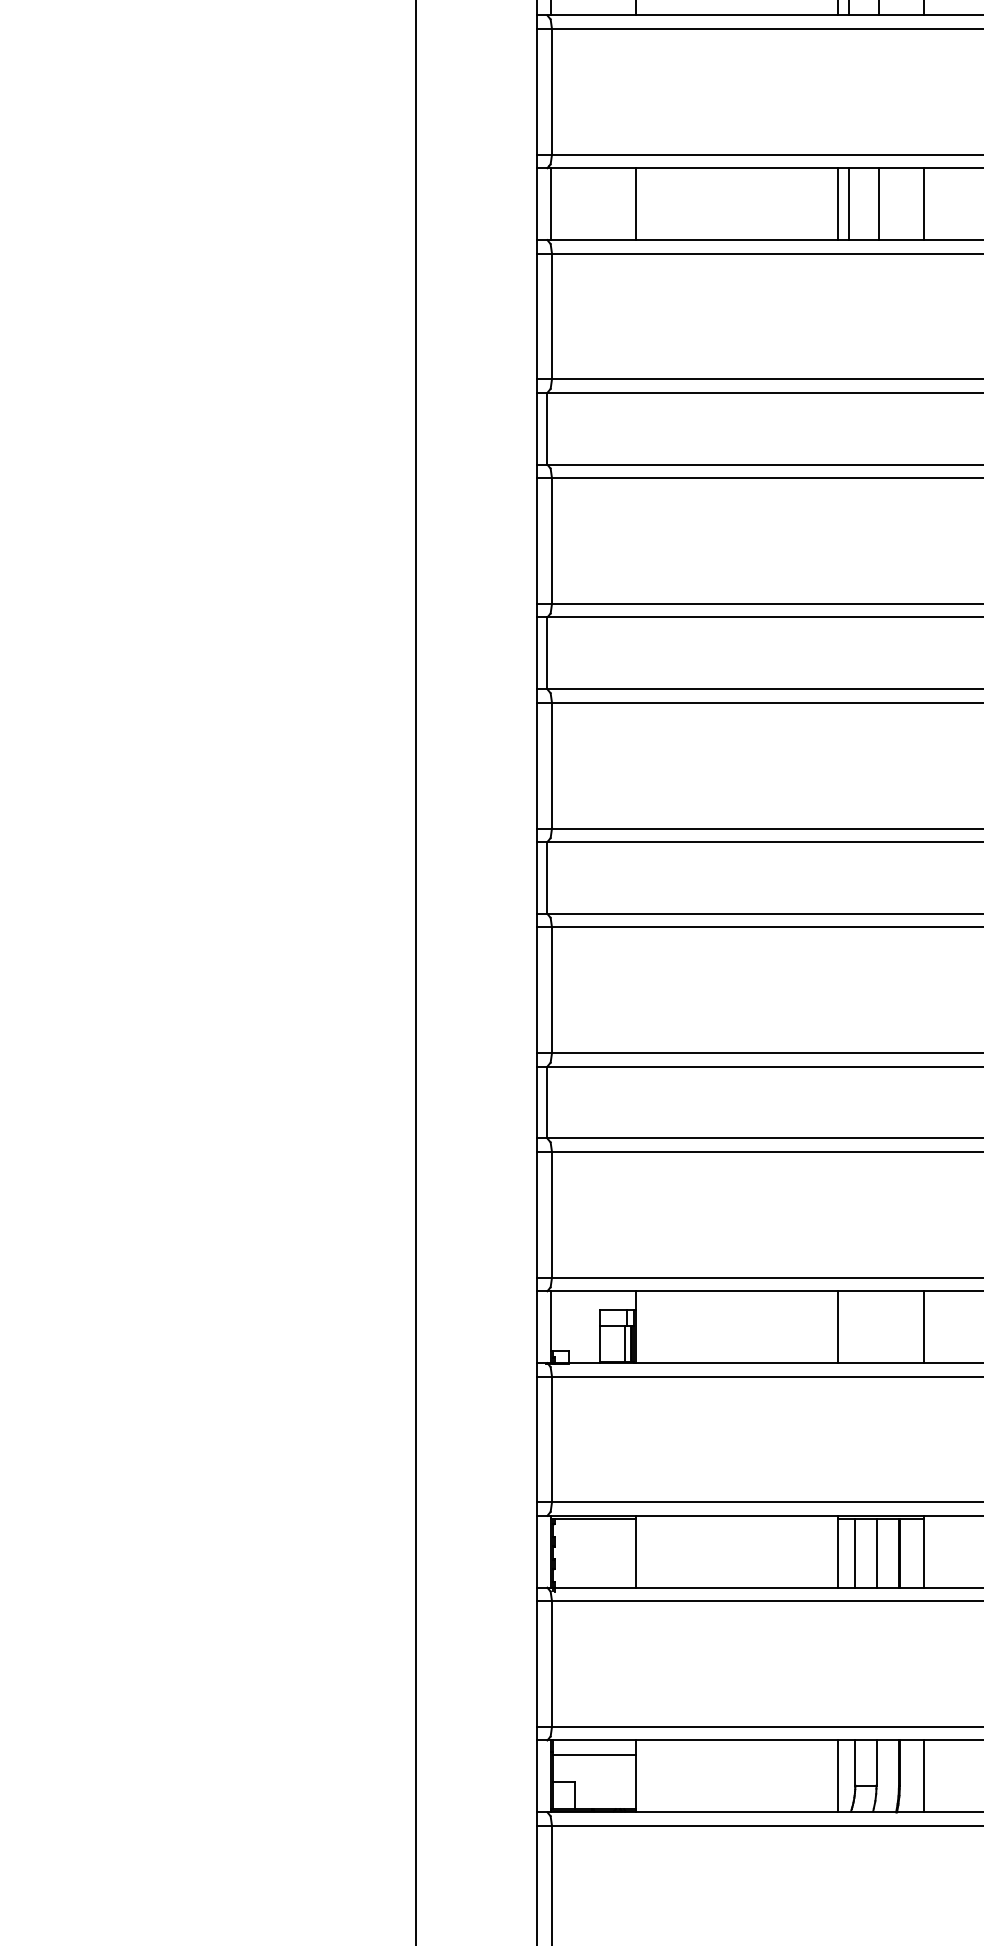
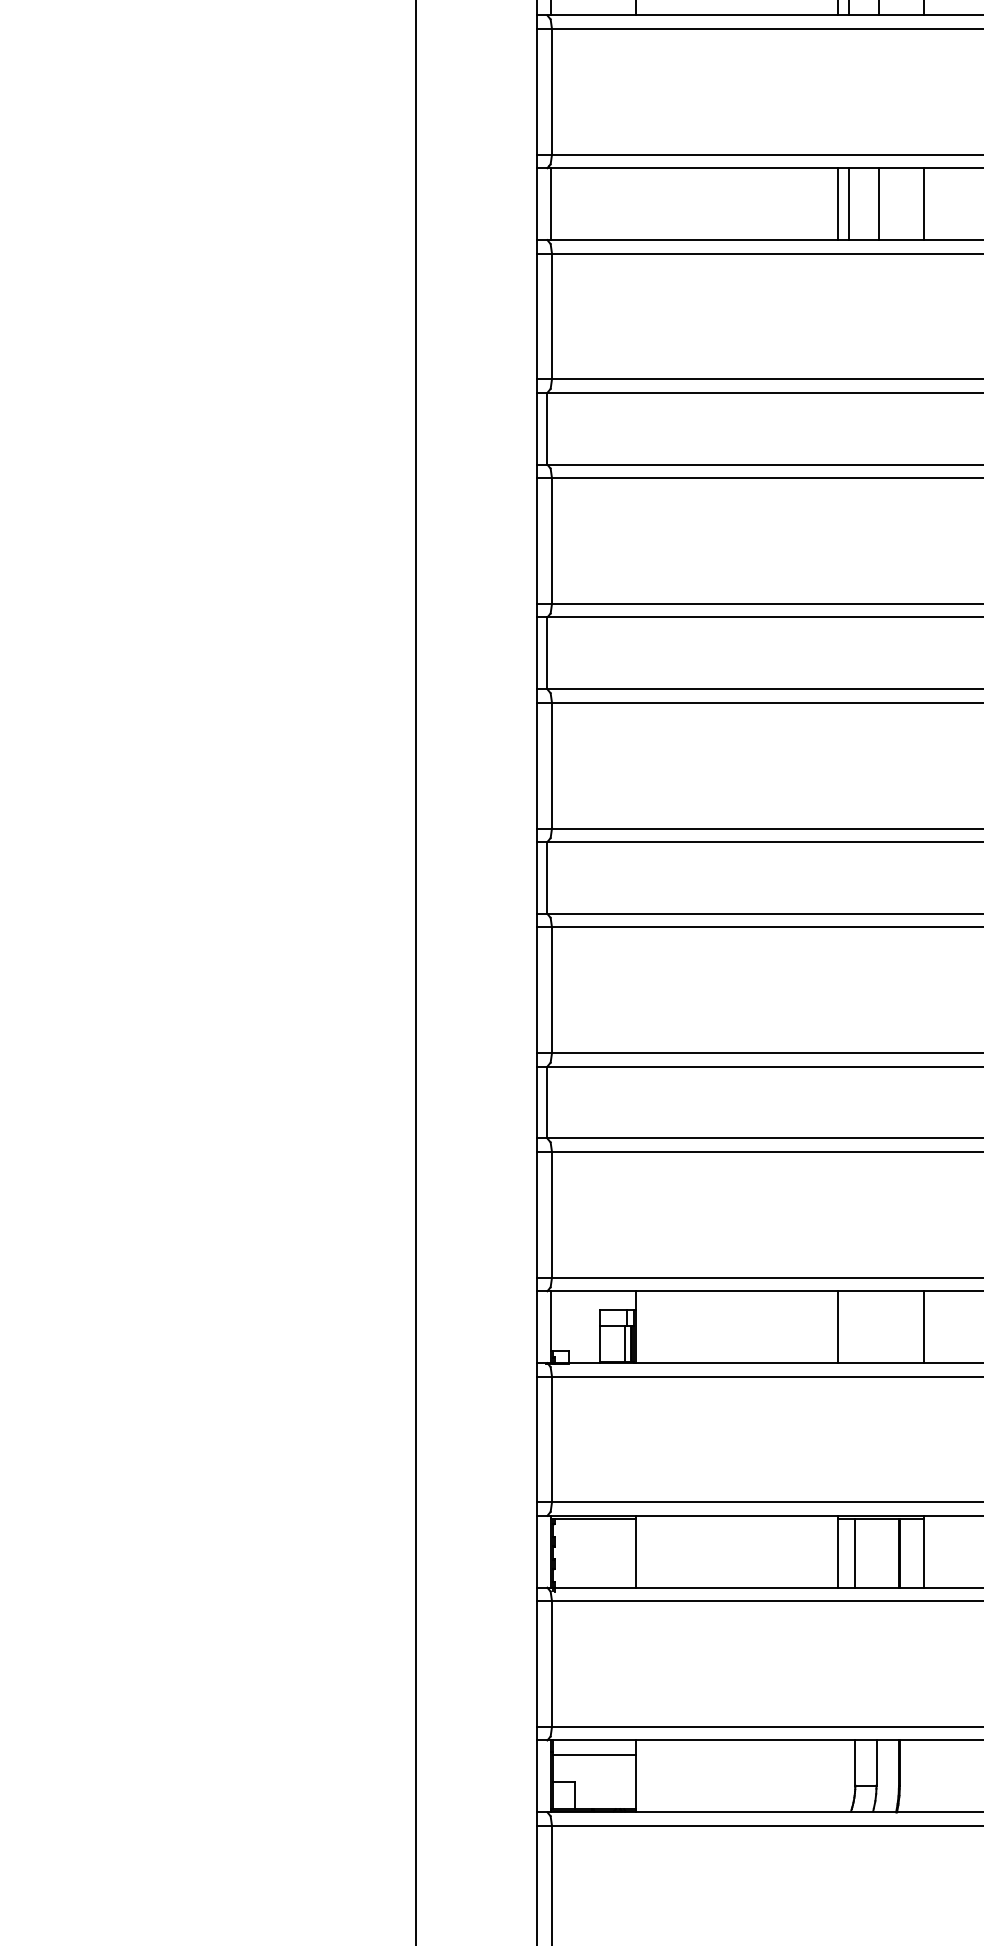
line: present -> none (636, 204)
line: present -> none (876, 1553)
line: present -> none (838, 1776)
line: present -> none (923, 1776)
